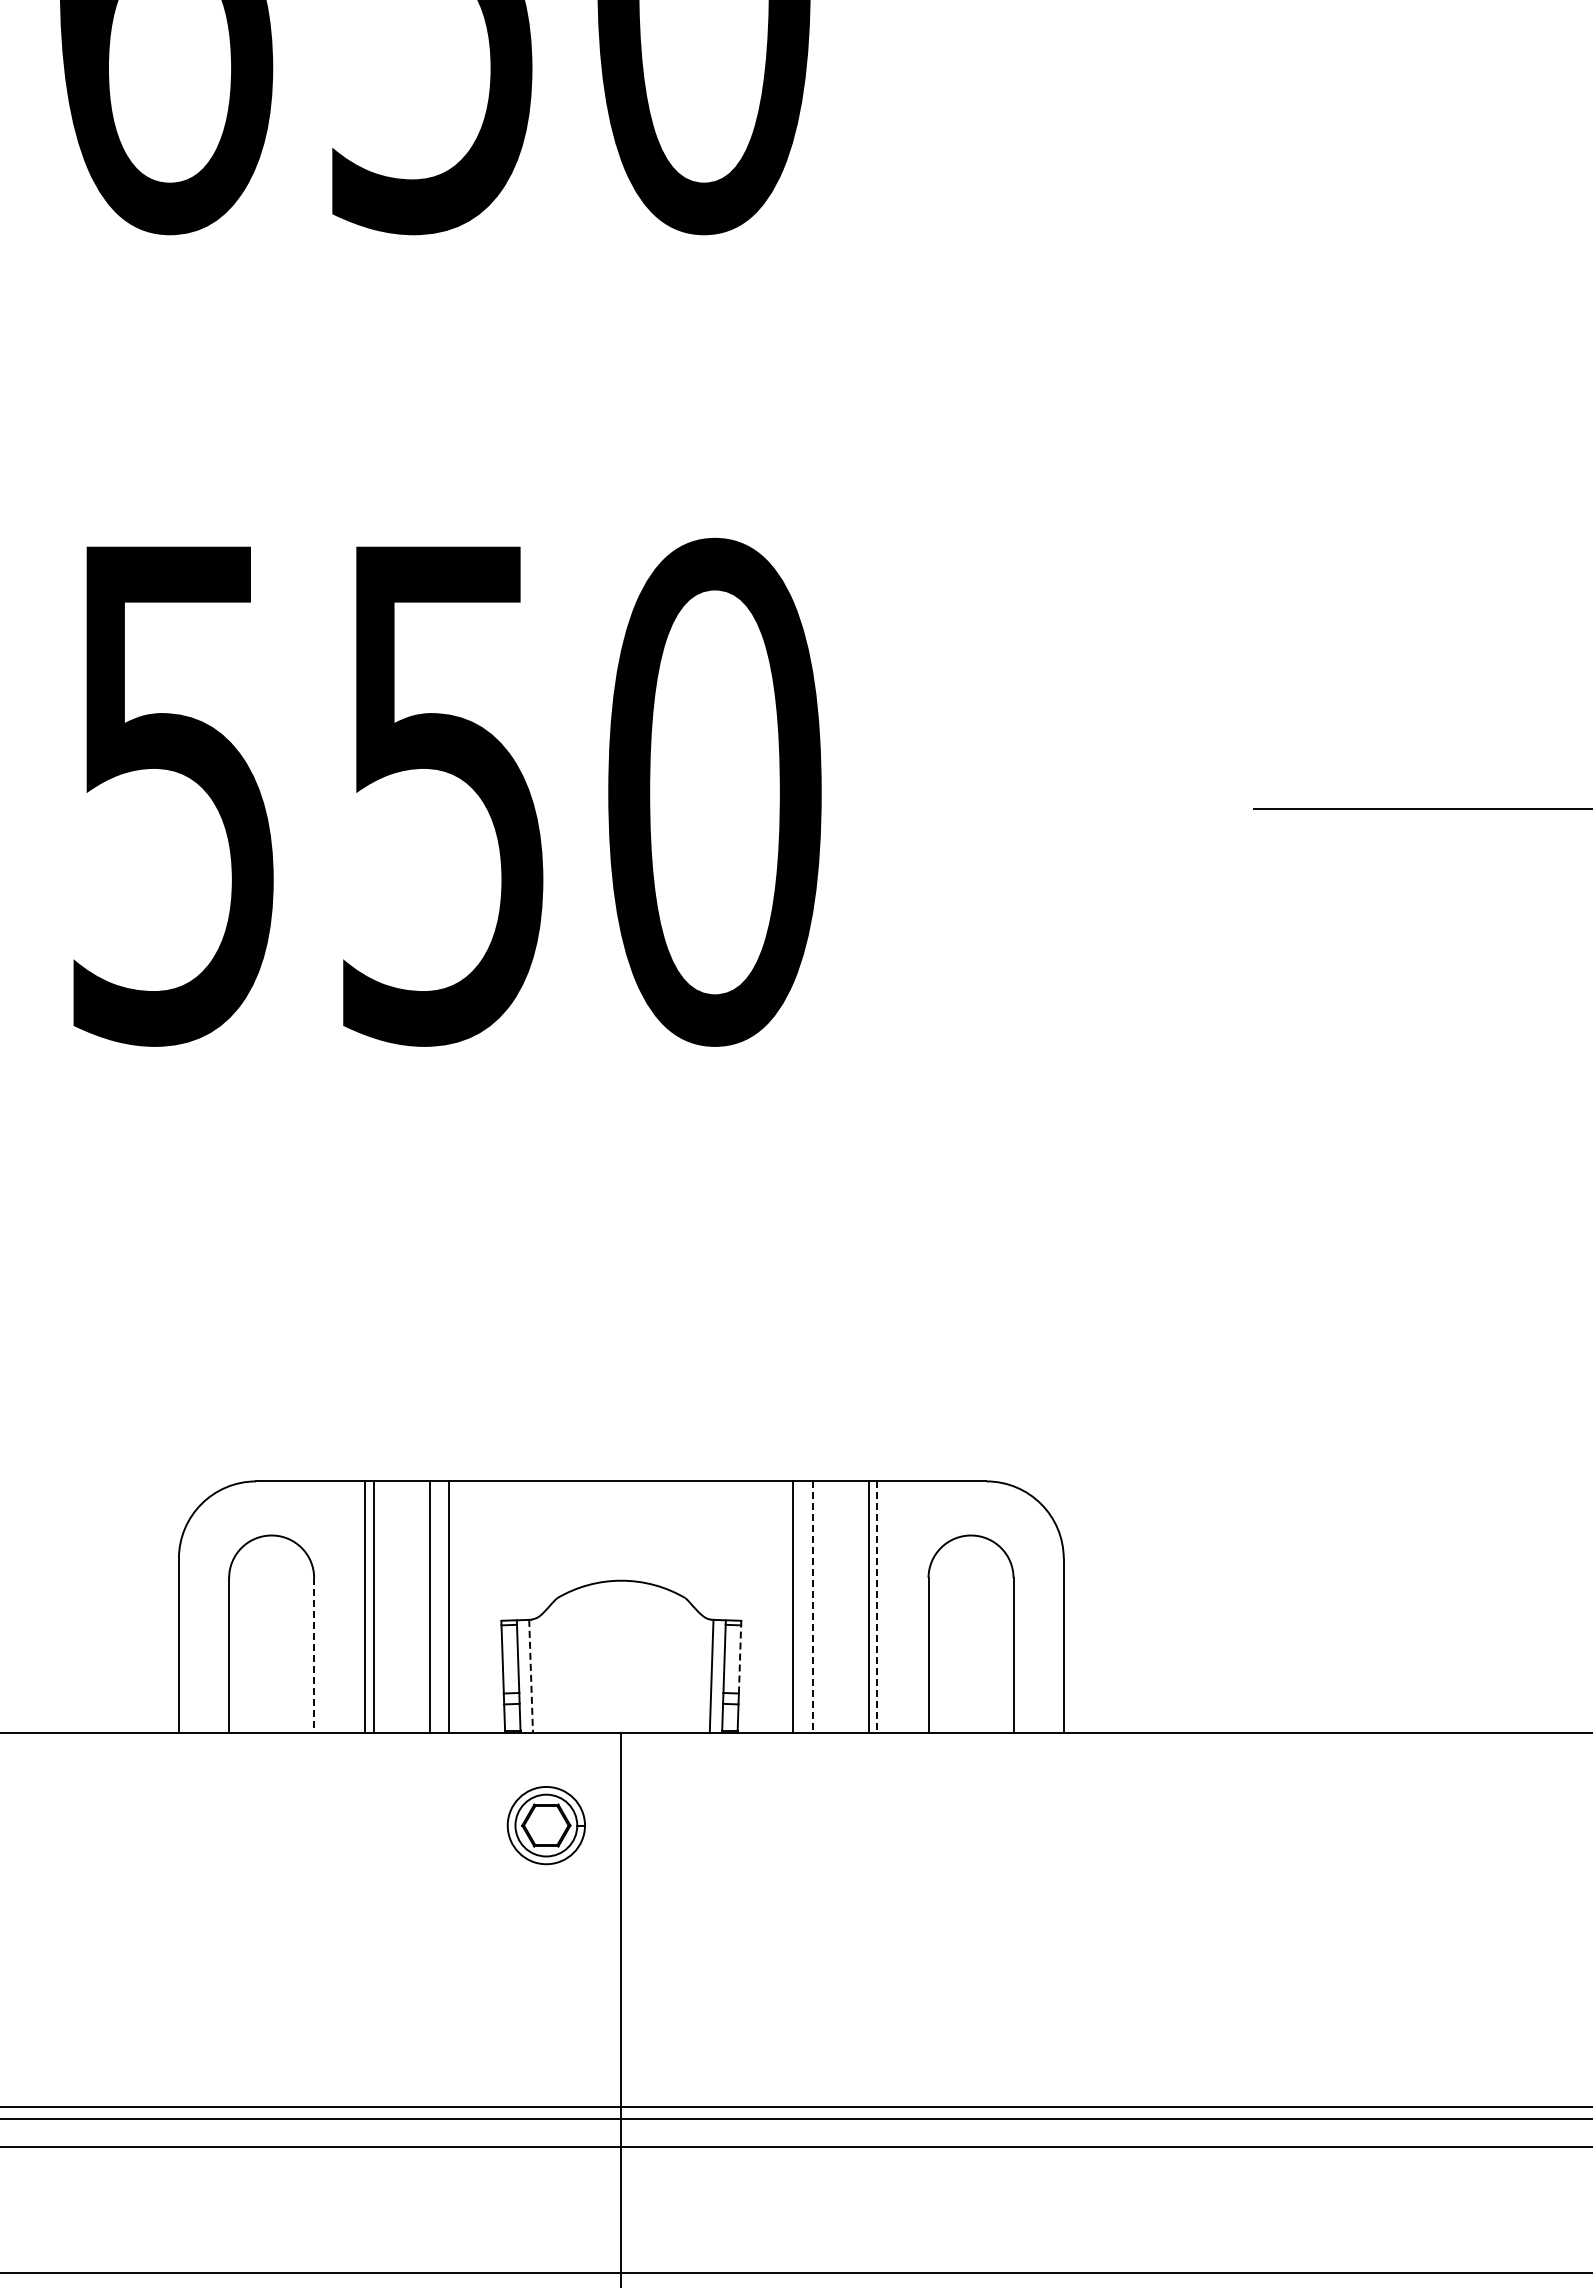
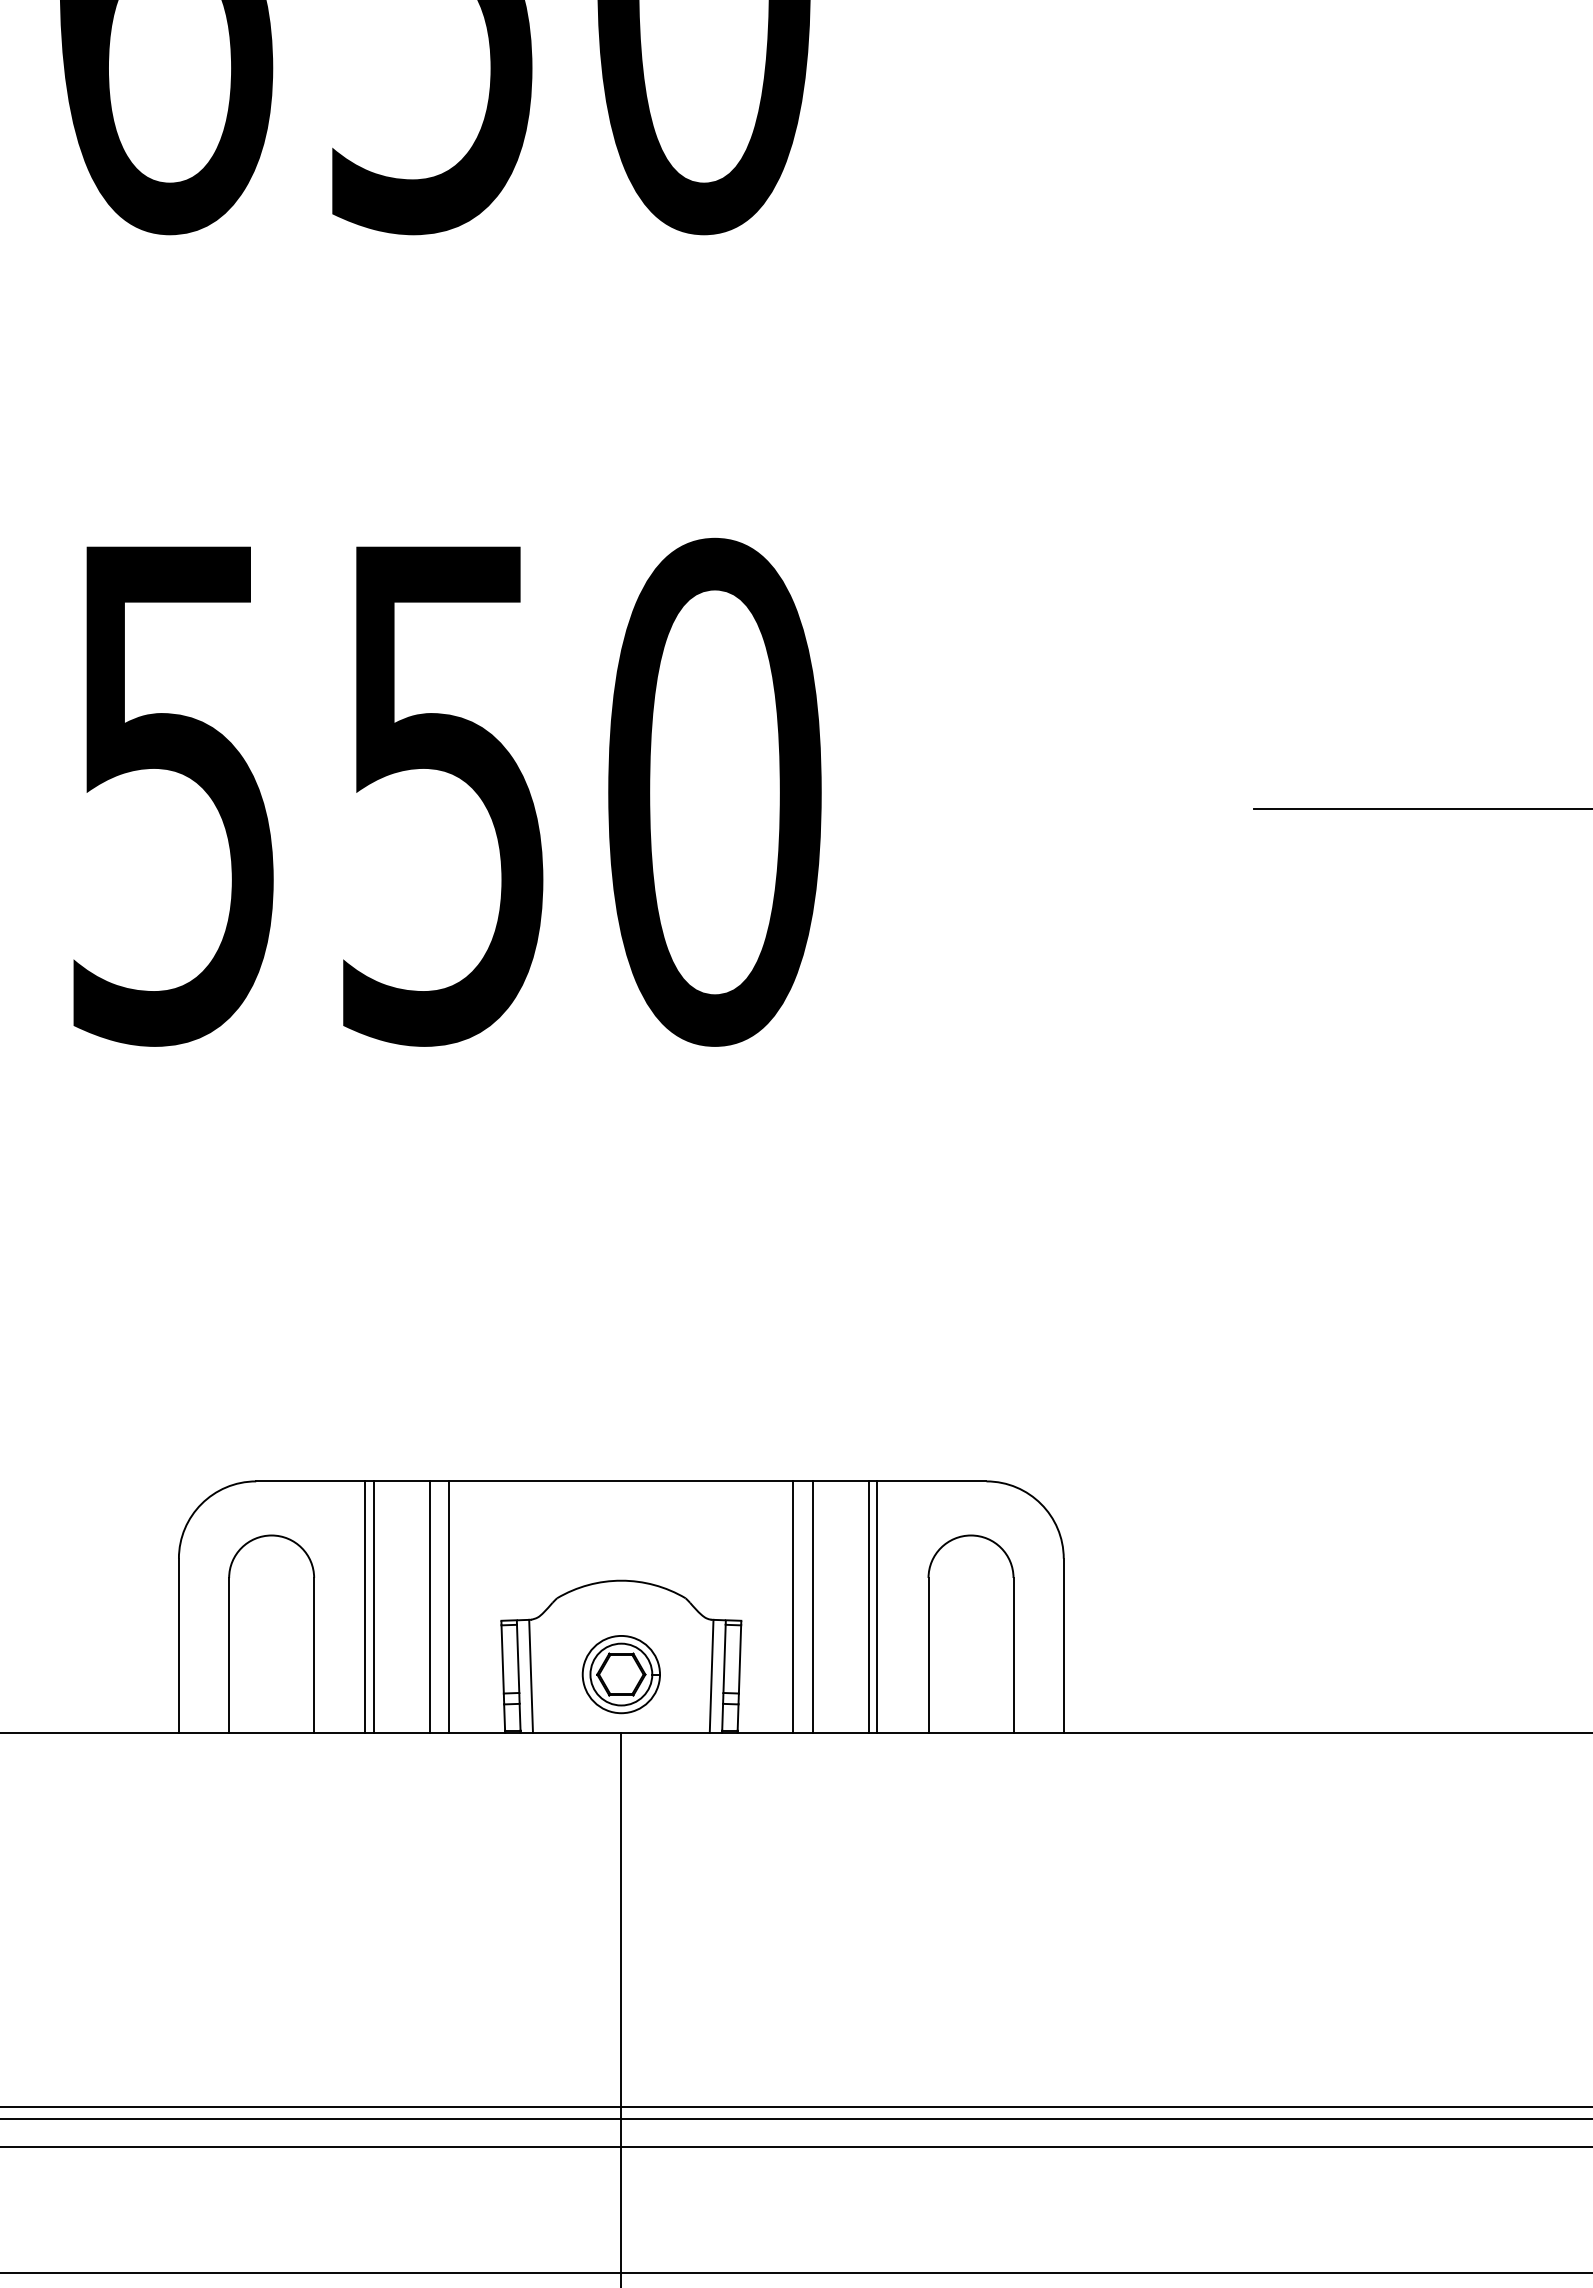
line: dashed -> solid (813, 1607)
line: dashed -> solid (877, 1607)
line: dashed -> solid (314, 1655)
line: dashed -> solid (740, 1658)
line: dashed -> solid (531, 1676)
part position: (545, 1825) -> (620, 1674) (620, 1674)
